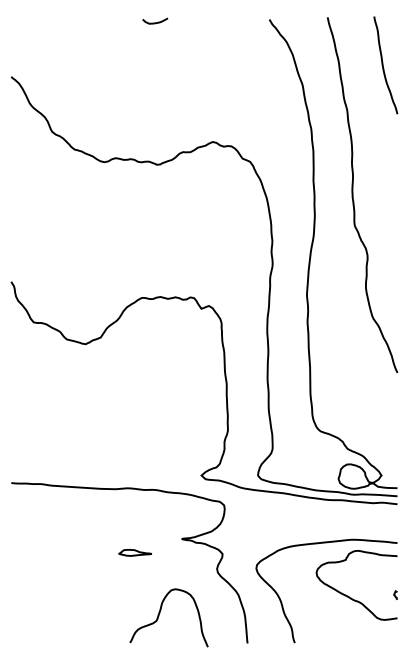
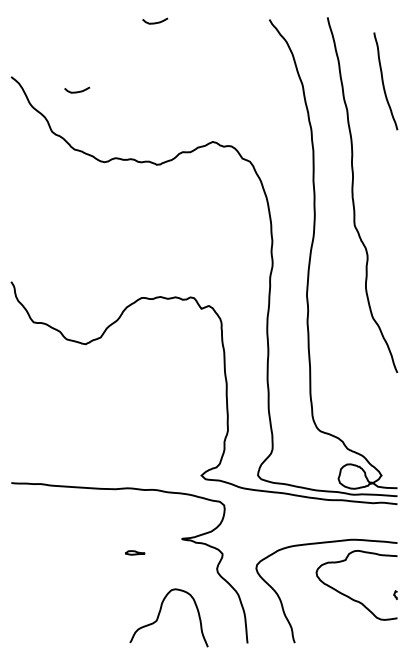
curve position: (383, 65) -> (383, 81) (383, 81)
curve: none -> present (77, 91)
part size: 34x8 px -> 21x6 px (135, 552)
